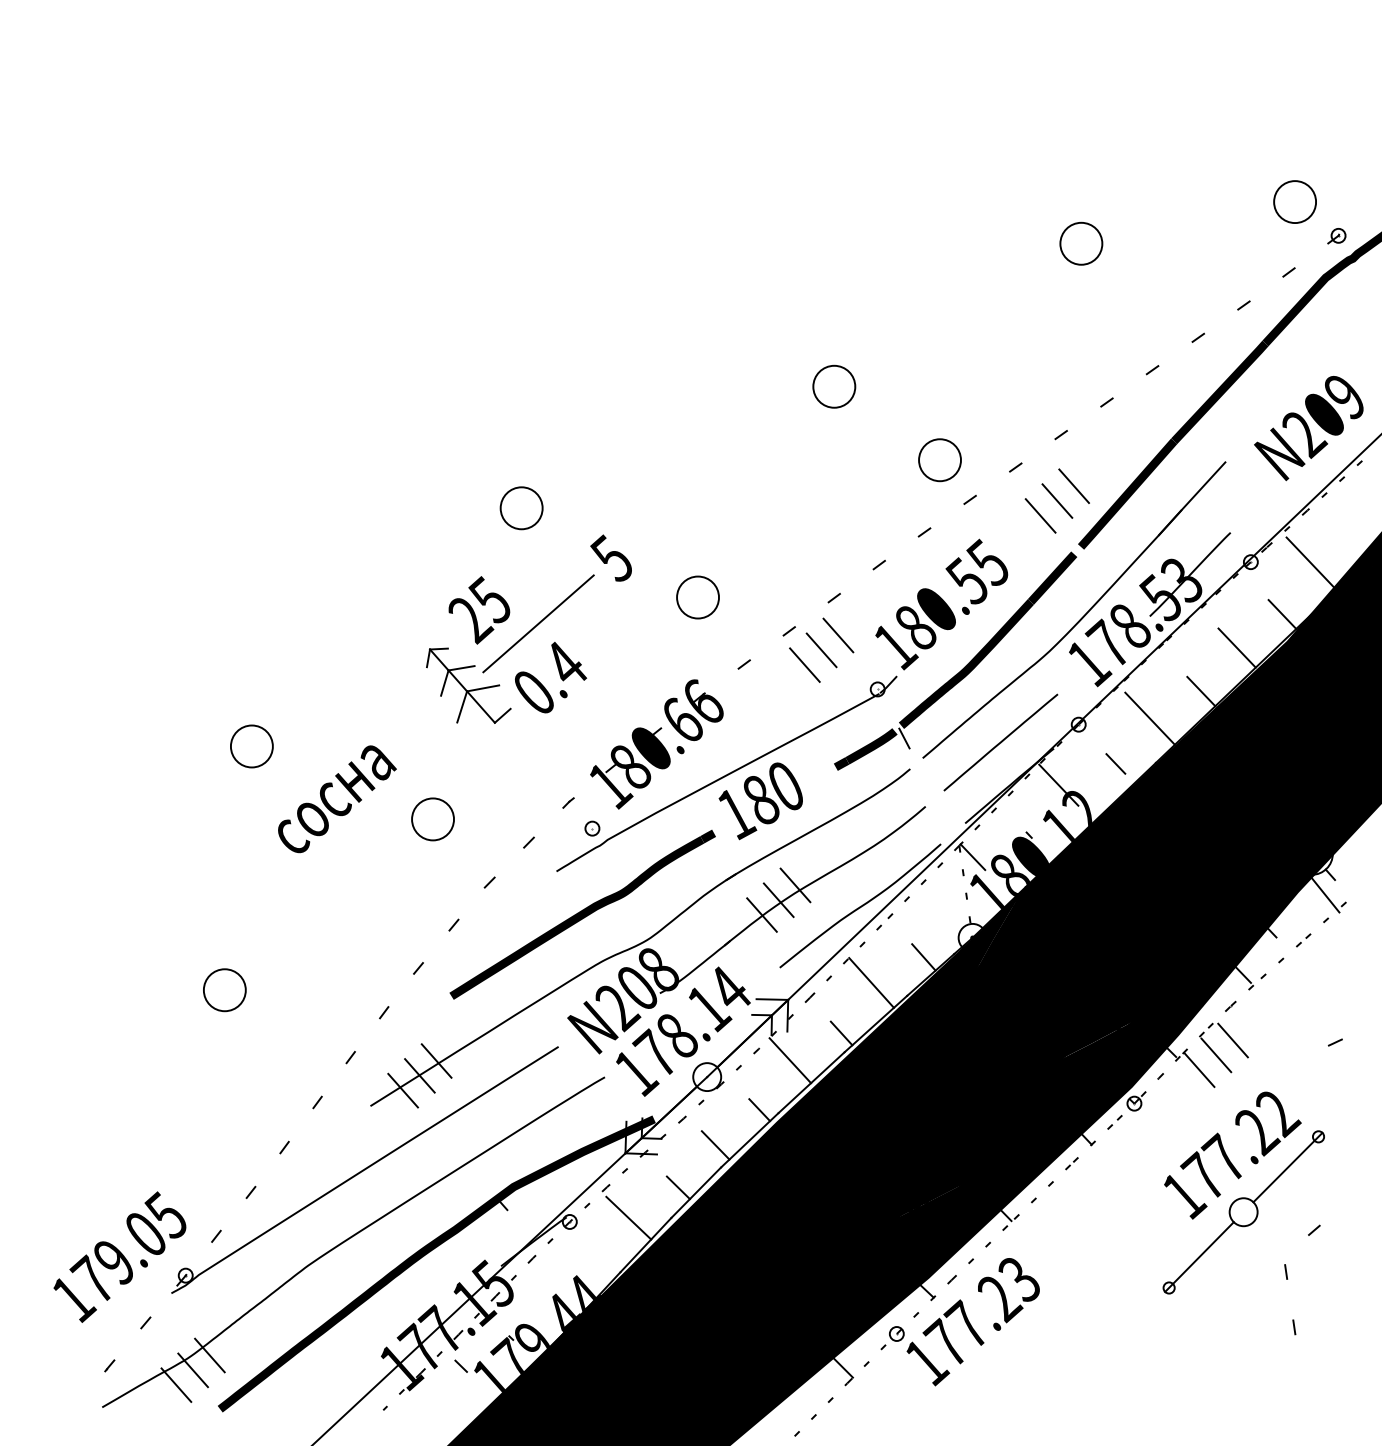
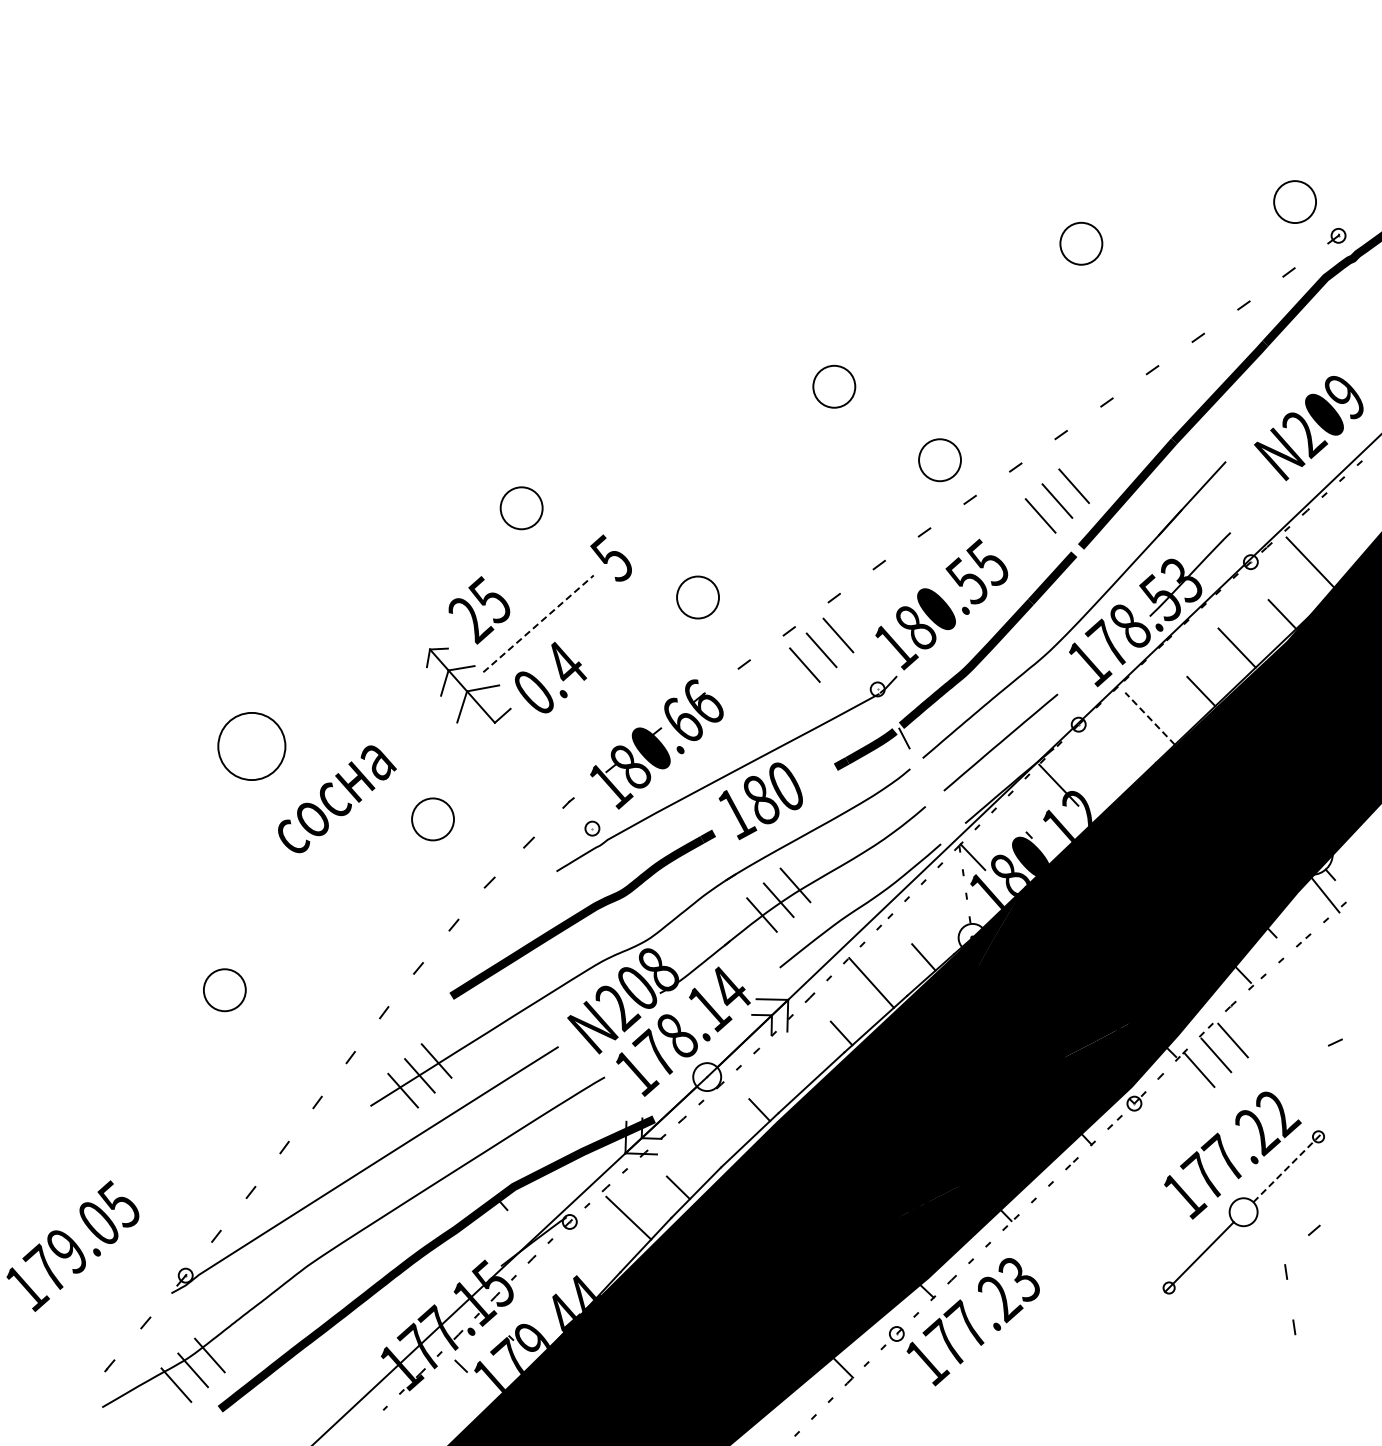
line: solid -> dashed (538, 623)
line: solid -> dashed (1150, 718)
part size: 44x45 px -> 70x69 px (251, 746)
line: present -> none (1115, 763)
line: present -> none (790, 1060)
line: present -> none (715, 1145)
line: solid -> dashed (1287, 1167)
text position: (119, 1256) -> (72, 1245) (72, 1245)
